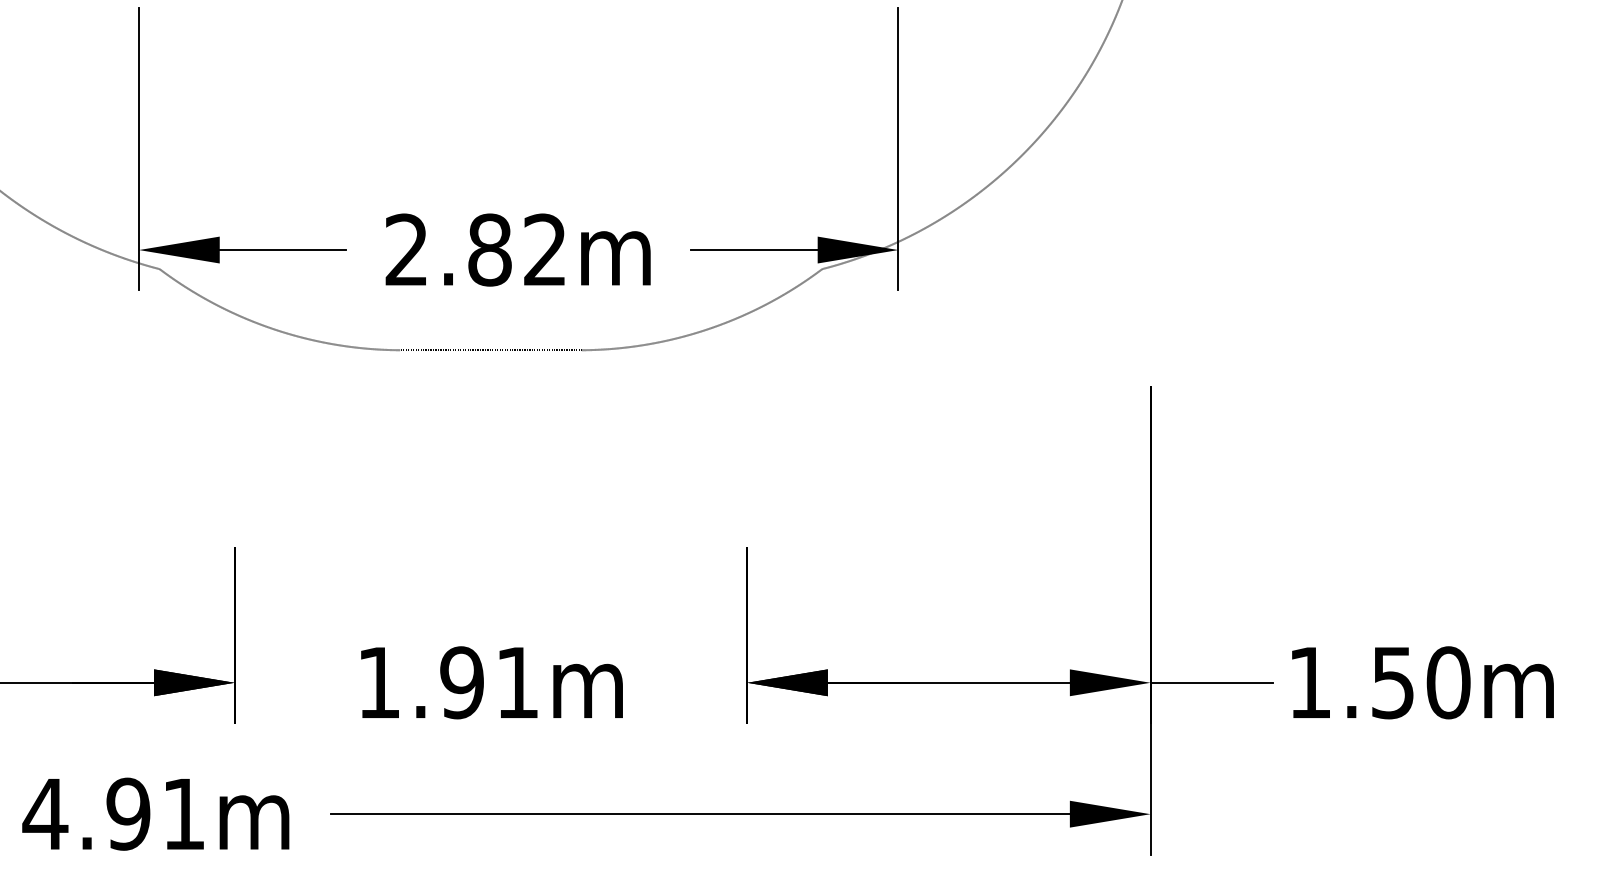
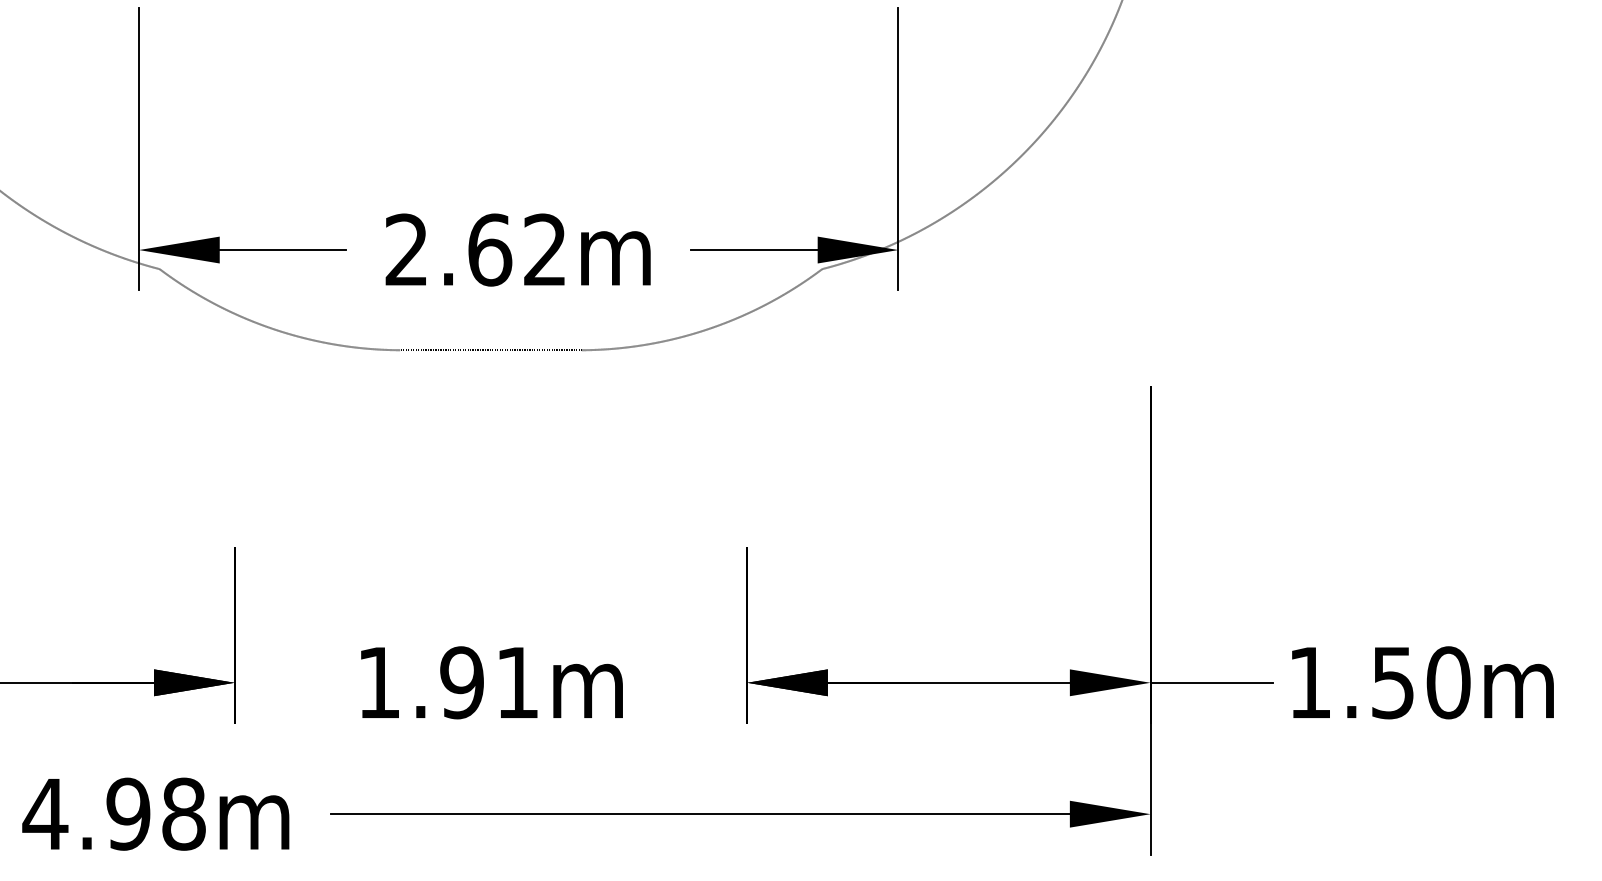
text: 2.82m -> 2.62m (490, 249)
text: 4.91m -> 4.98m (183, 813)
